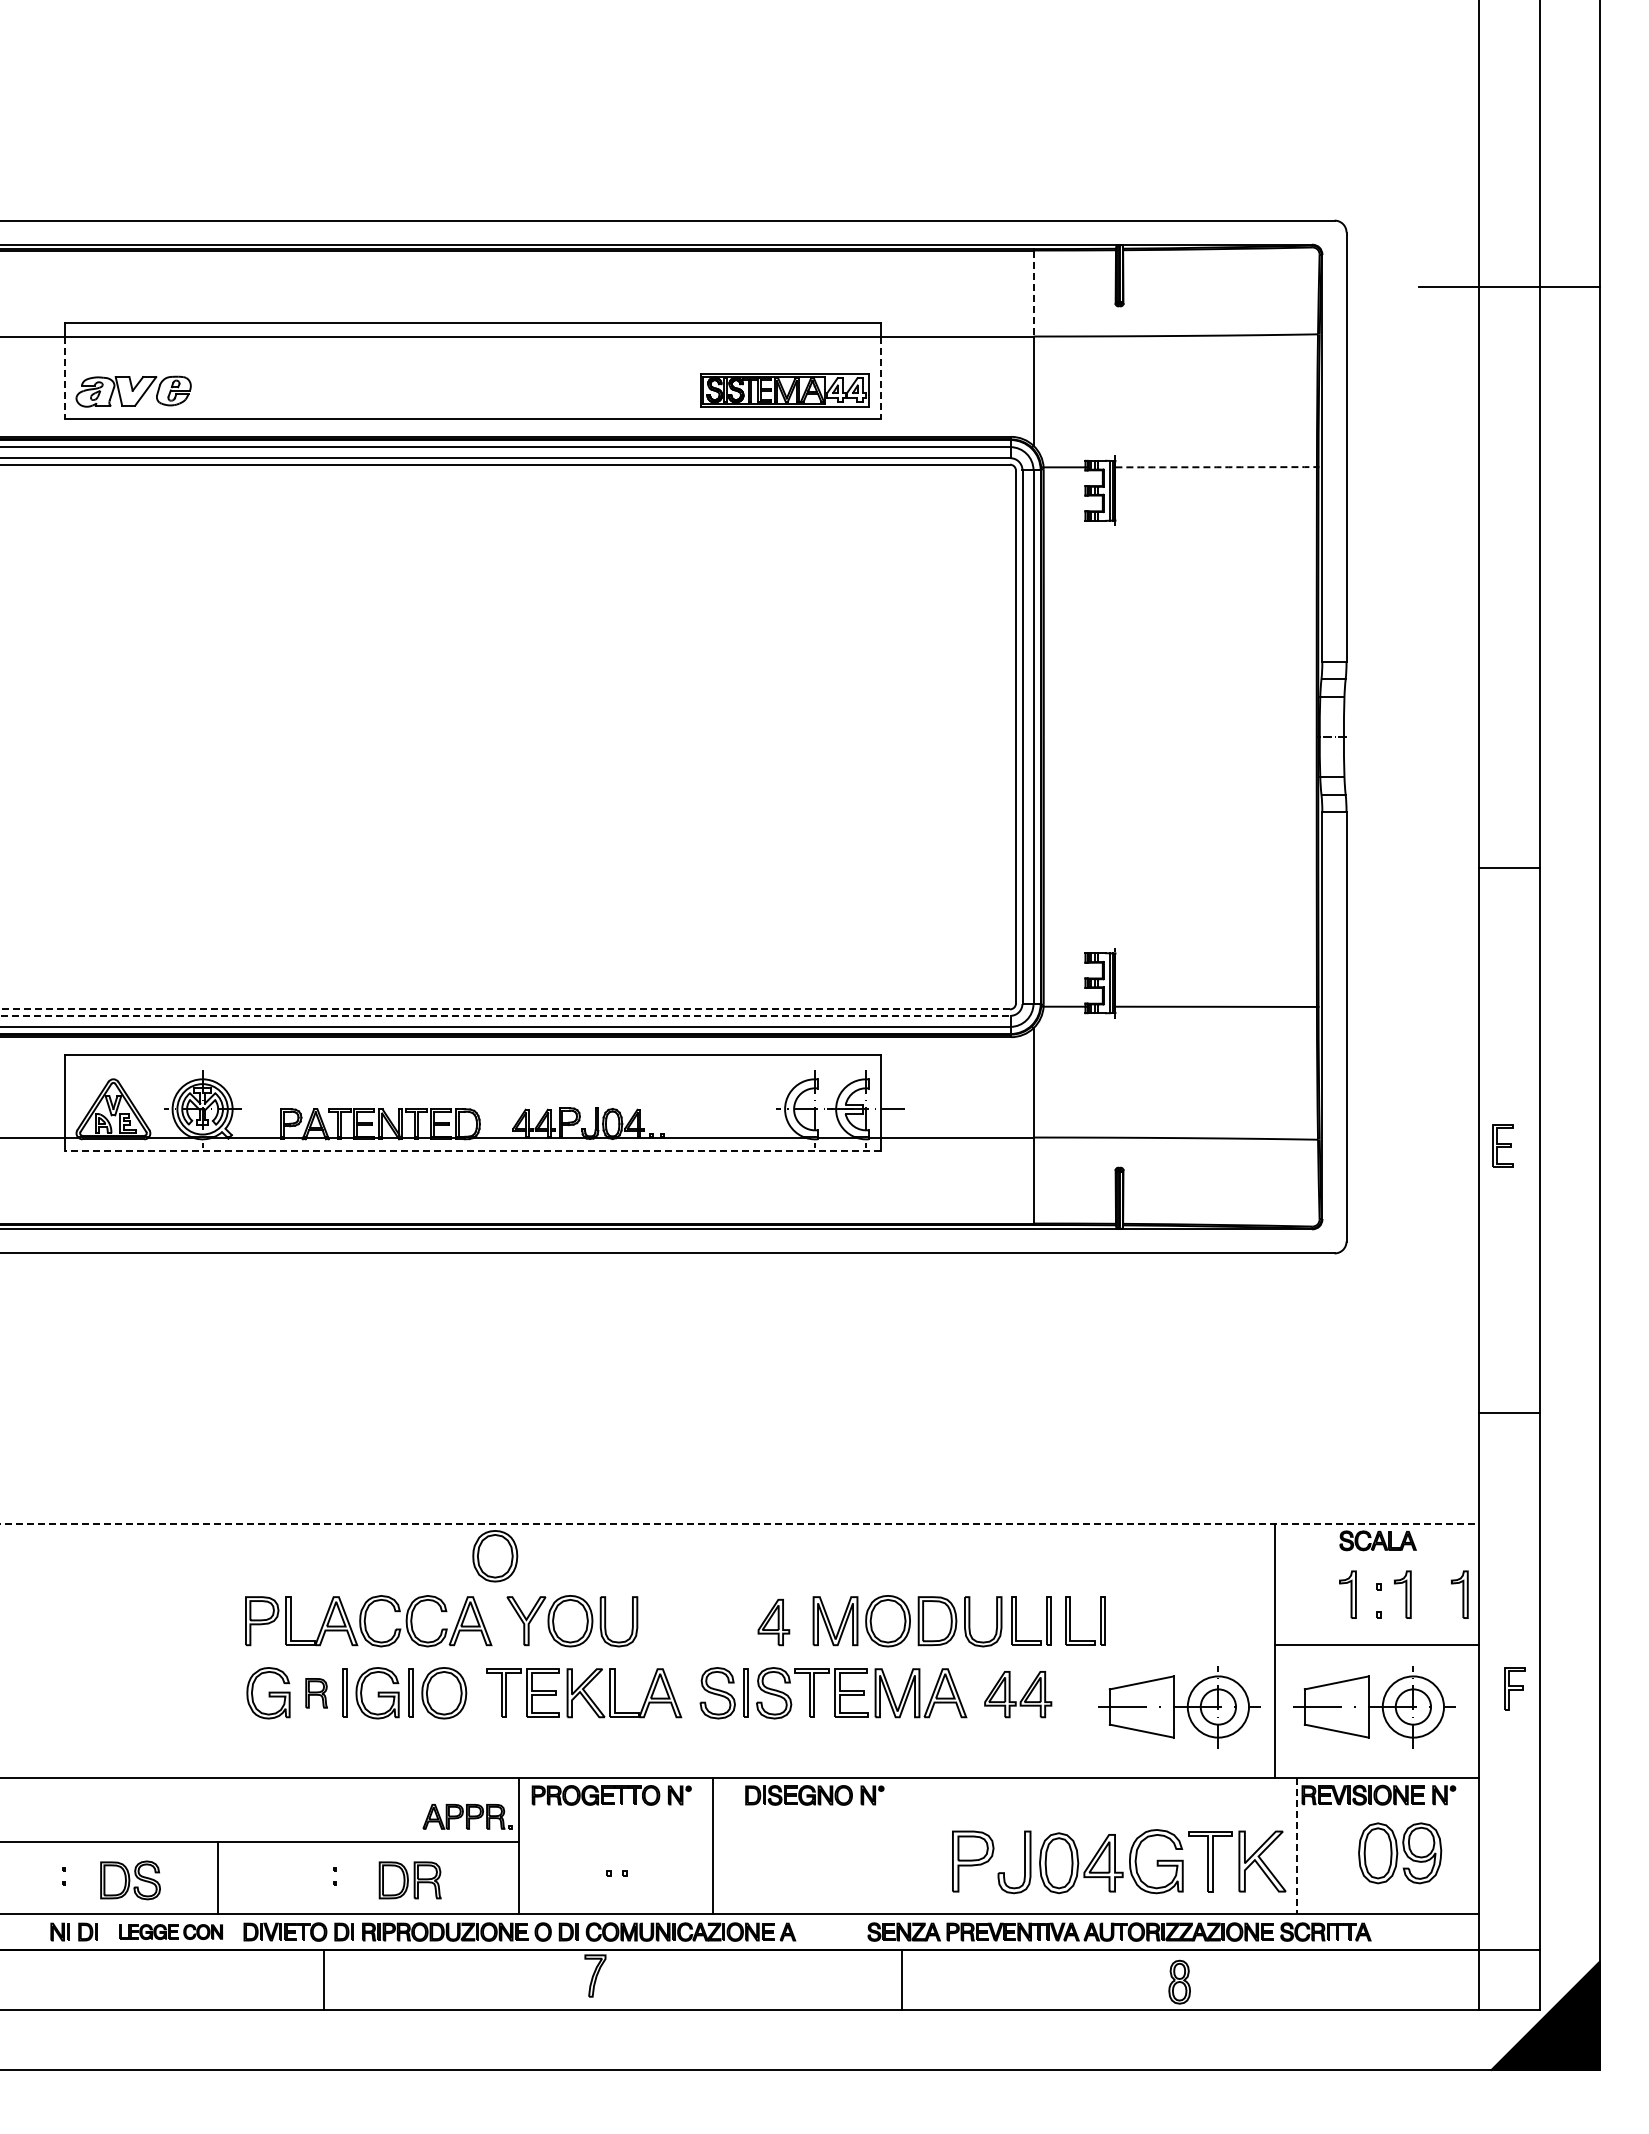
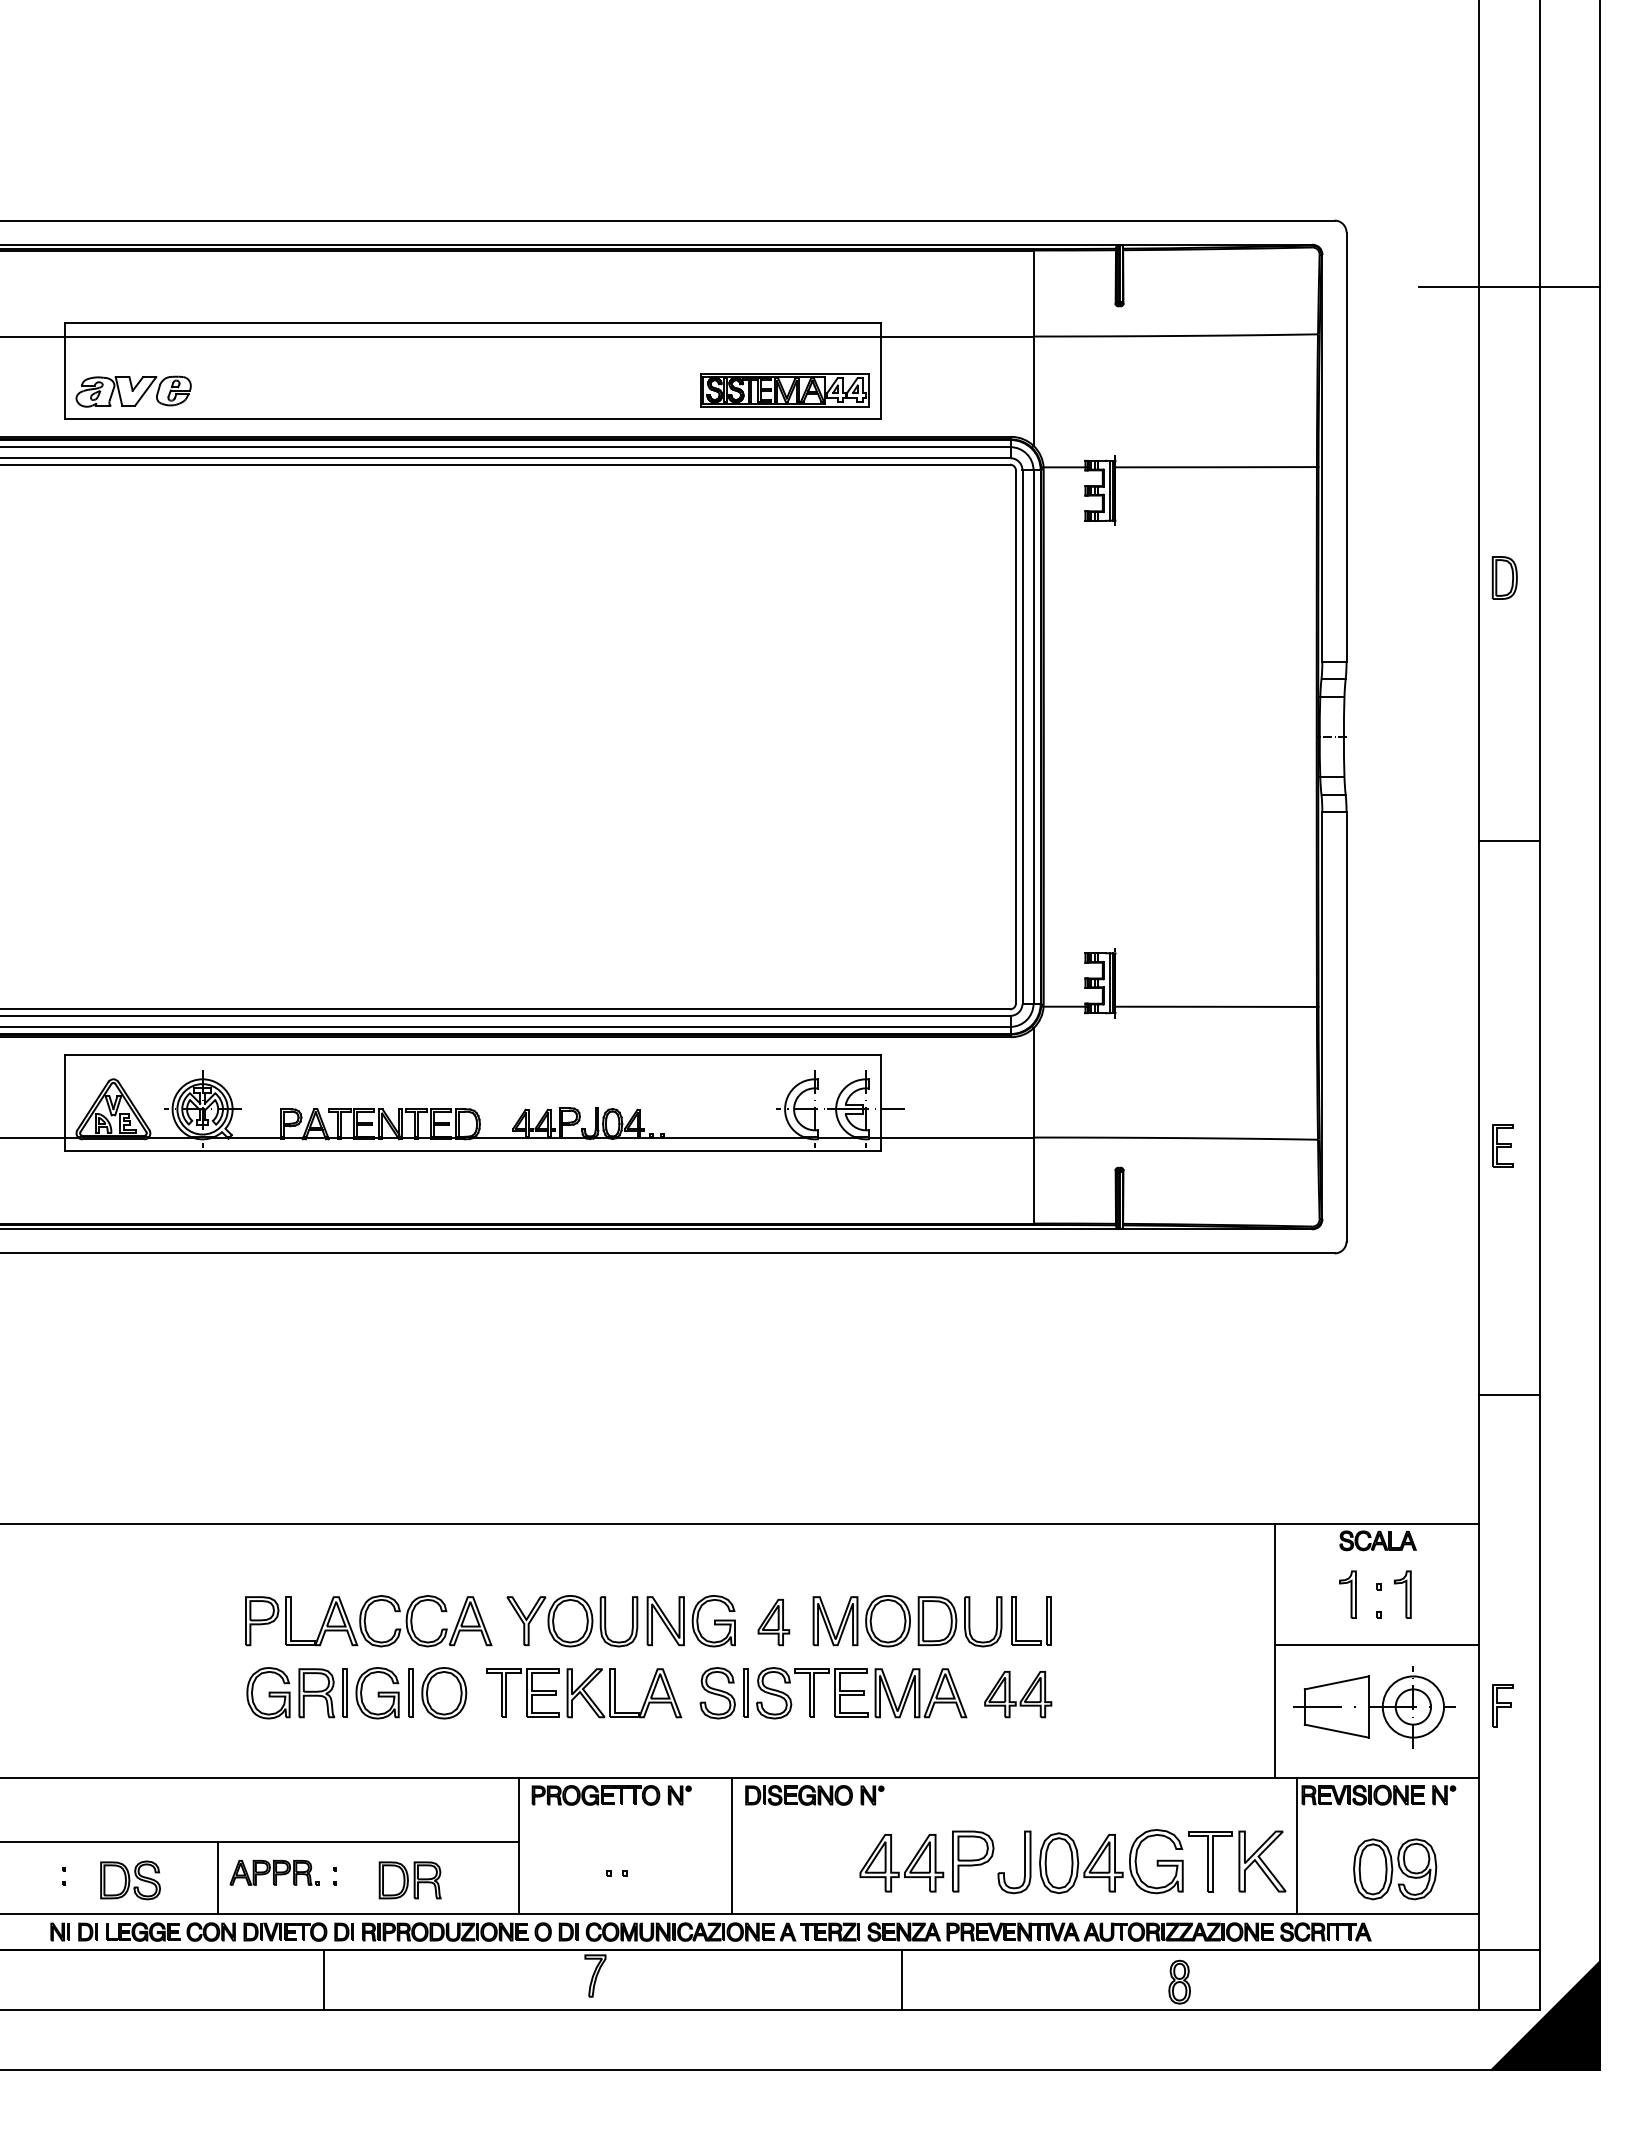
line: dashed -> solid (1033, 294)
line: dashed -> solid (64, 378)
line: dashed -> solid (881, 378)
arc: dashed -> solid (1216, 467)
part: none -> present (1504, 577)
line position: (1509, 867) -> (1509, 840) (1509, 840)
line: dashed -> solid (505, 1009)
line: dashed -> solid (505, 1015)
line: dashed -> solid (472, 1151)
line position: (1509, 1413) -> (1509, 1395) (1509, 1395)
line: dashed -> solid (740, 1523)
part: present -> none (495, 1556)
part: present -> none (1459, 1594)
part: present -> none (1070, 1620)
part: none -> present (690, 1621)
part position: (1514, 1688) -> (1502, 1705) (1502, 1705)
part size: 23x31 px -> 37x51 px (316, 1693)
part: present -> none (1179, 1707)
part position: (467, 1816) -> (274, 1872) (274, 1872)
line position: (713, 1845) -> (732, 1845) (732, 1845)
line: dashed -> solid (1296, 1845)
part position: (1400, 1853) -> (1395, 1869) (1395, 1869)
part: none -> present (907, 1866)
part size: 104x16 px -> 130x20 px (170, 1931)
part: none -> present (829, 1931)
